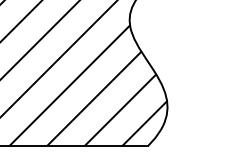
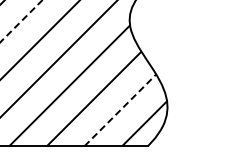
line: solid -> dashed (21, 21)
line: solid -> dashed (120, 110)
